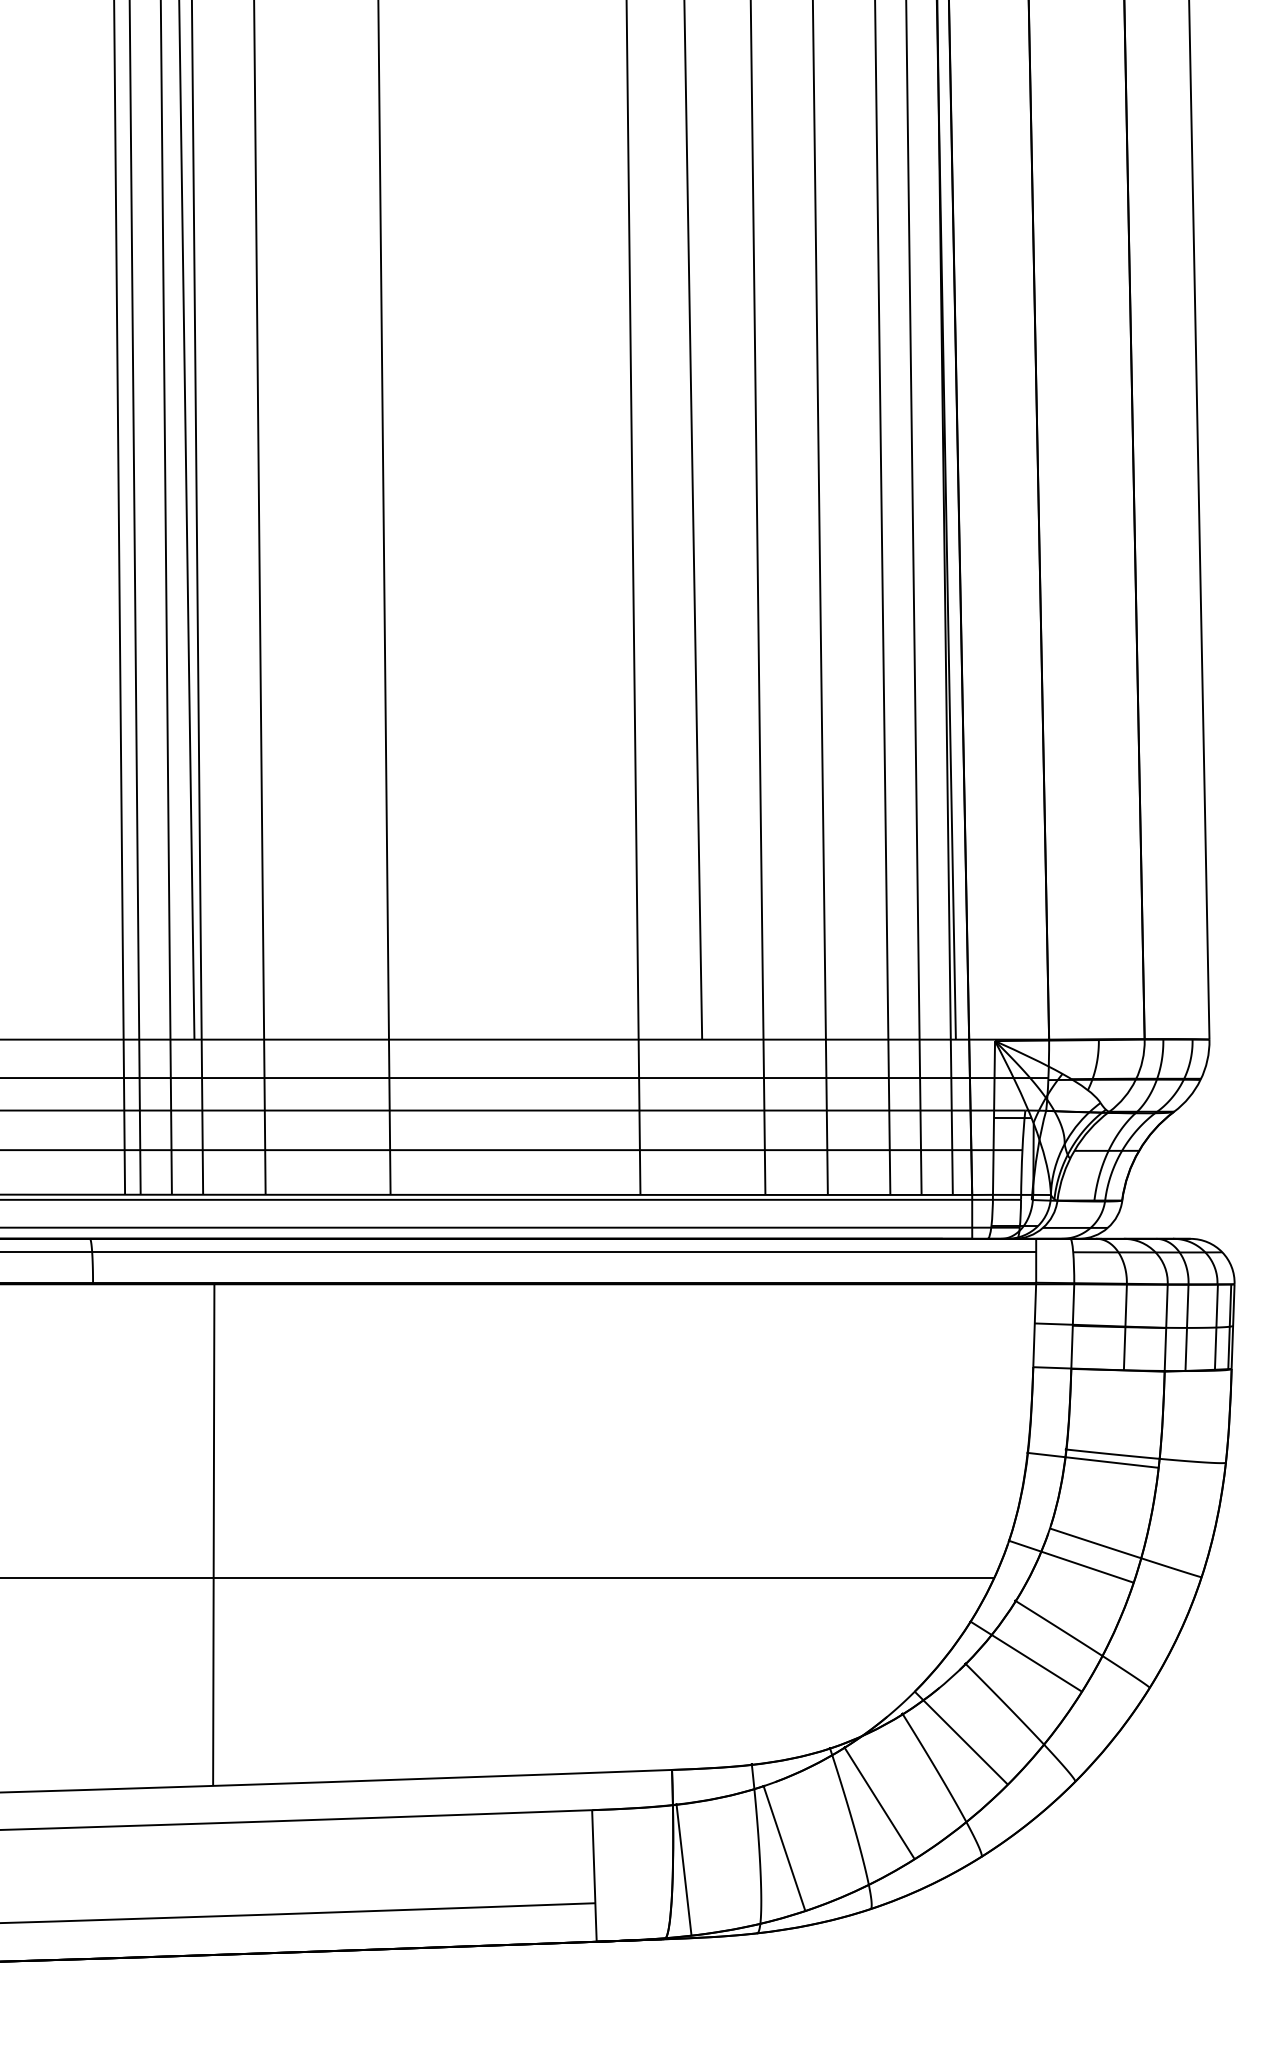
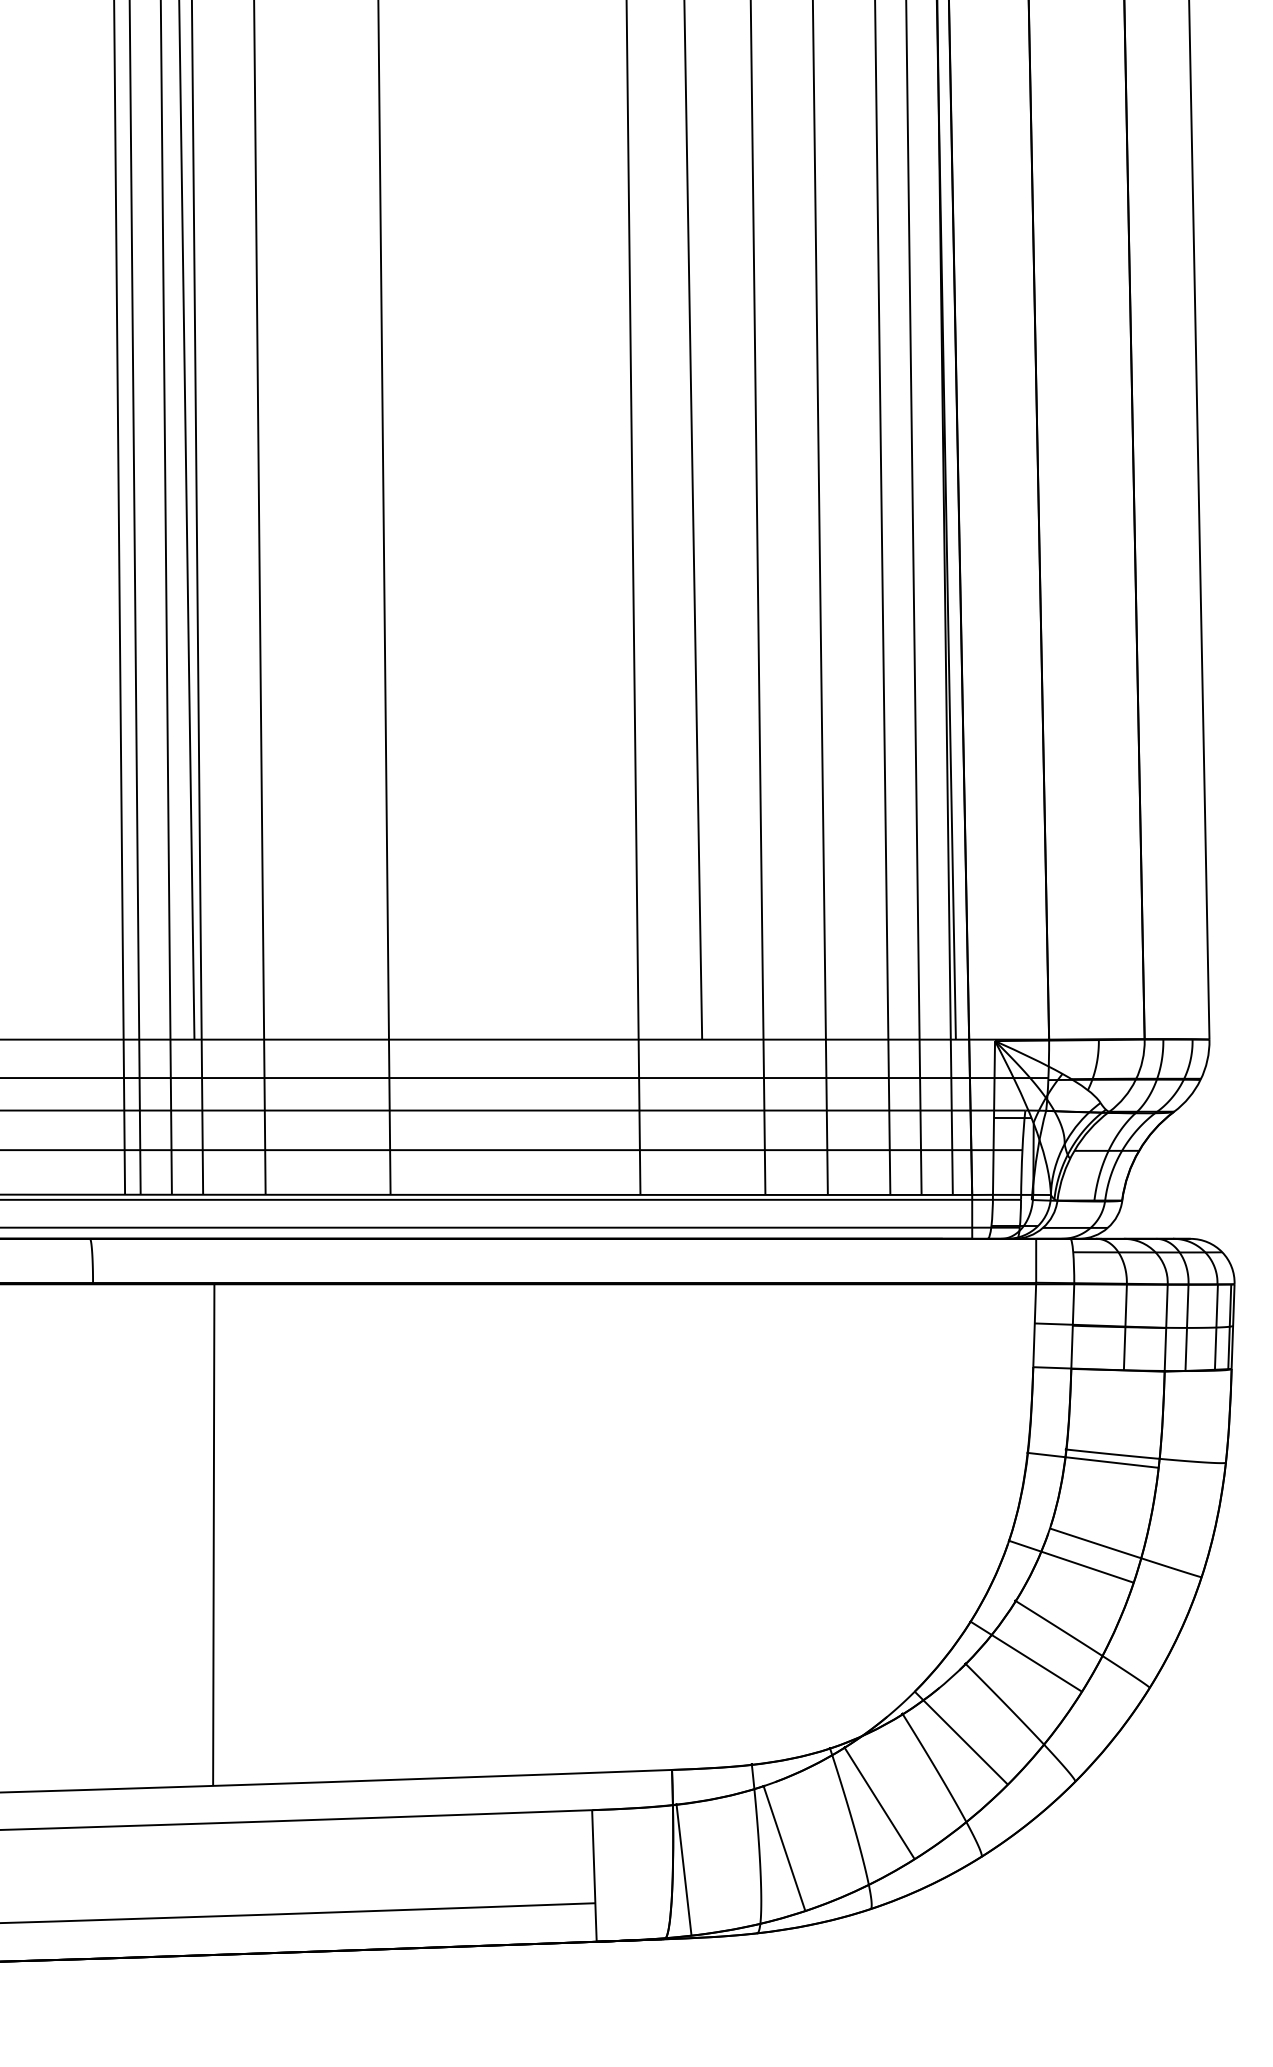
line: present -> none (519, 1251)
line: present -> none (498, 1578)
